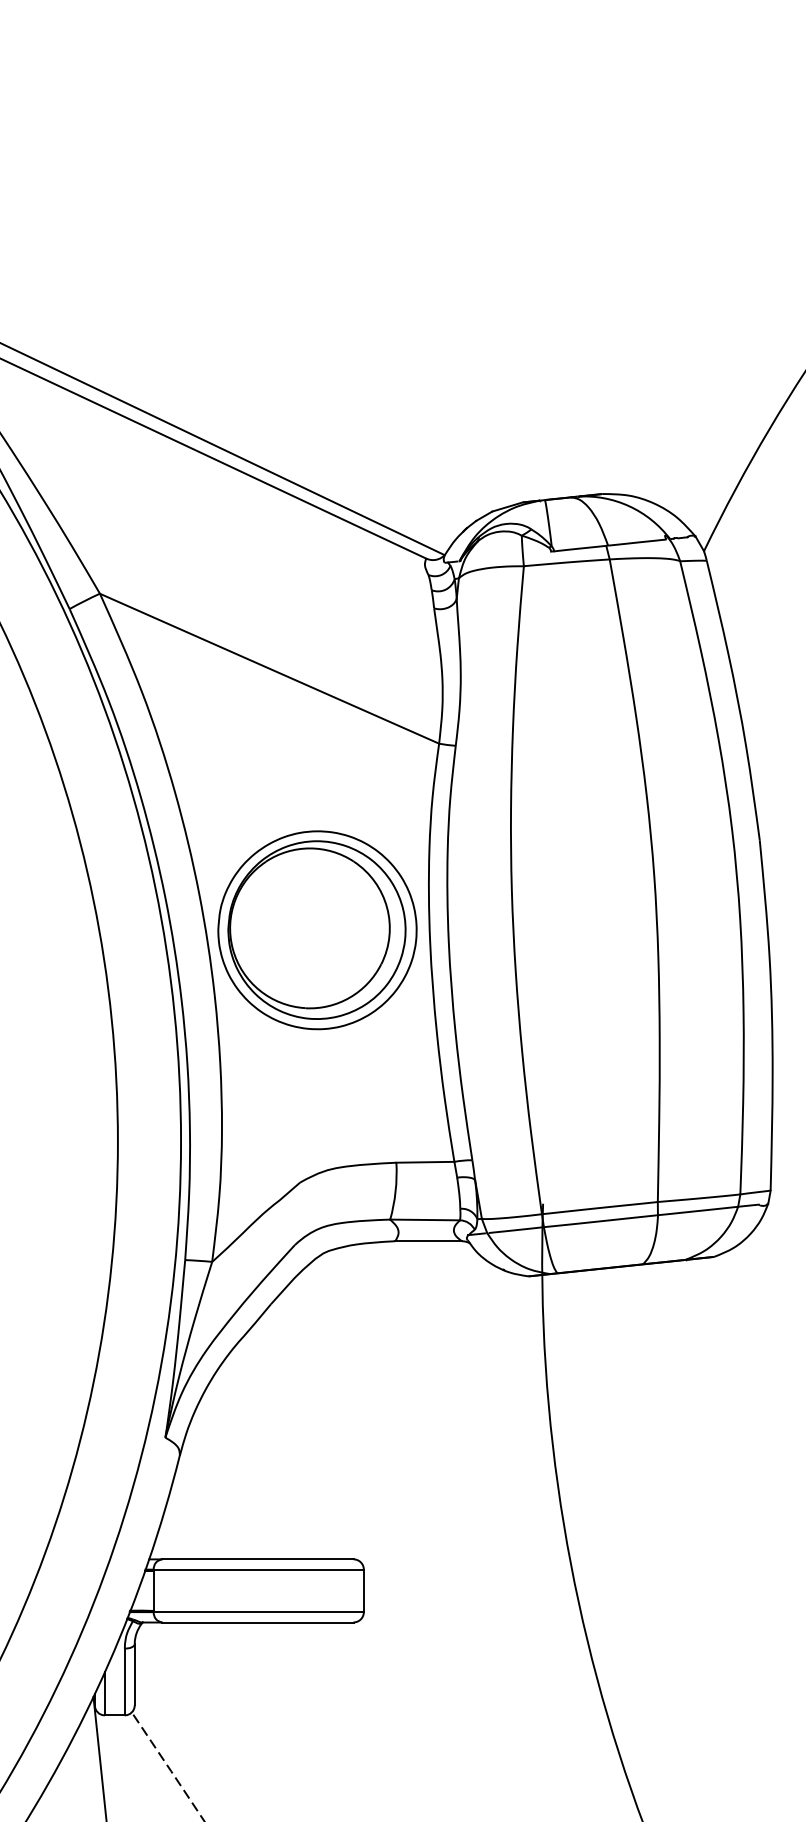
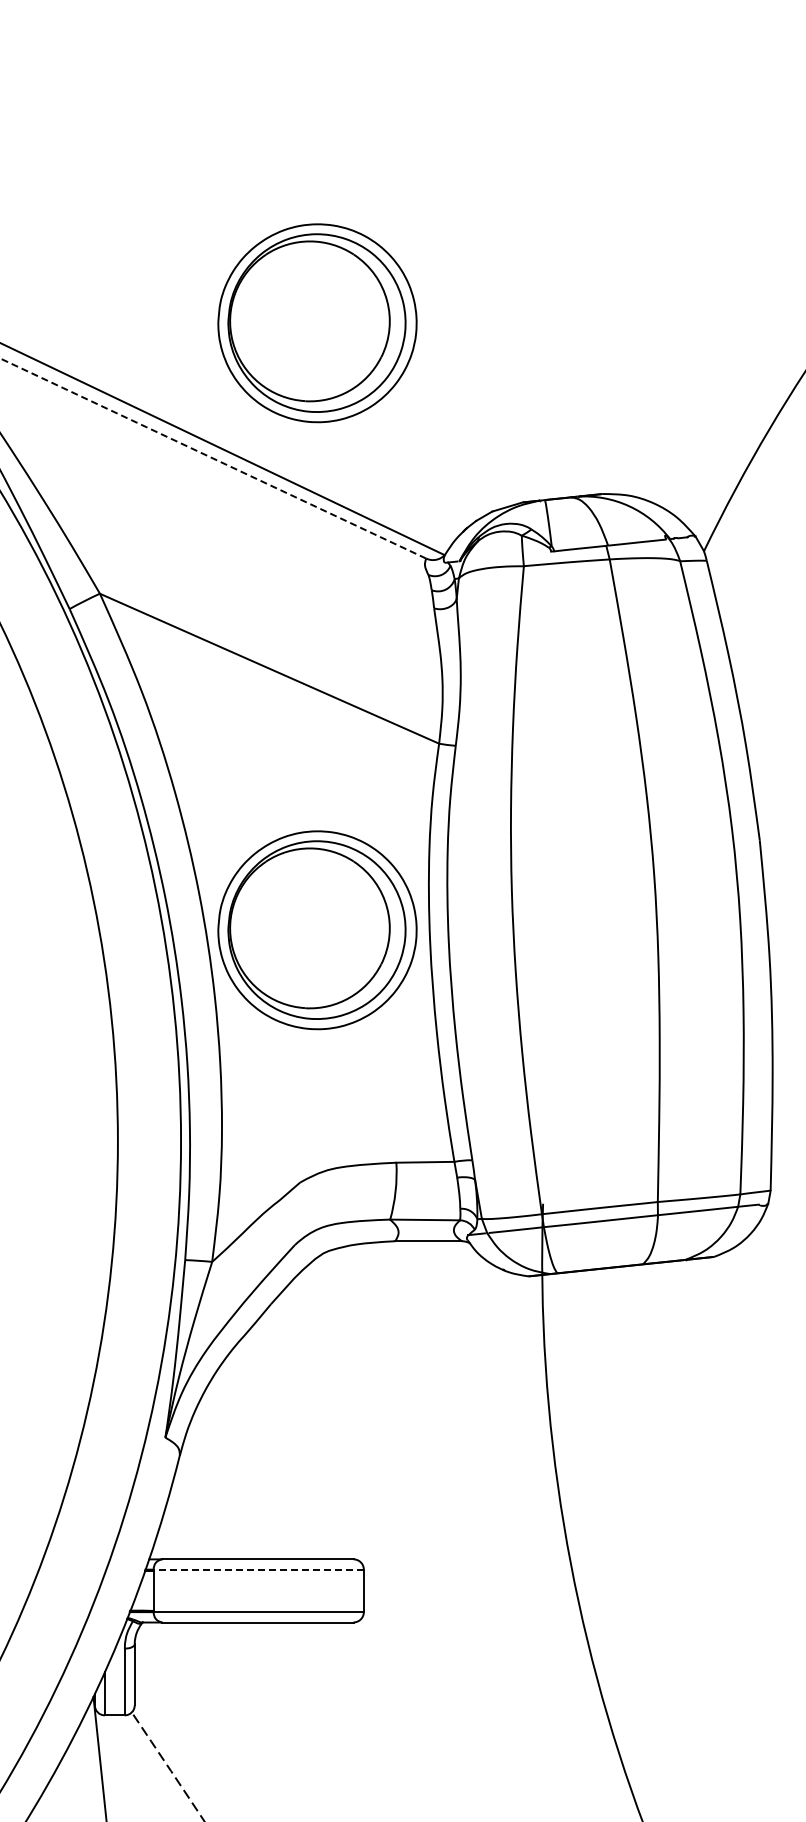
part: none -> present (317, 323)
line: solid -> dashed (212, 458)
line: solid -> dashed (258, 1569)
